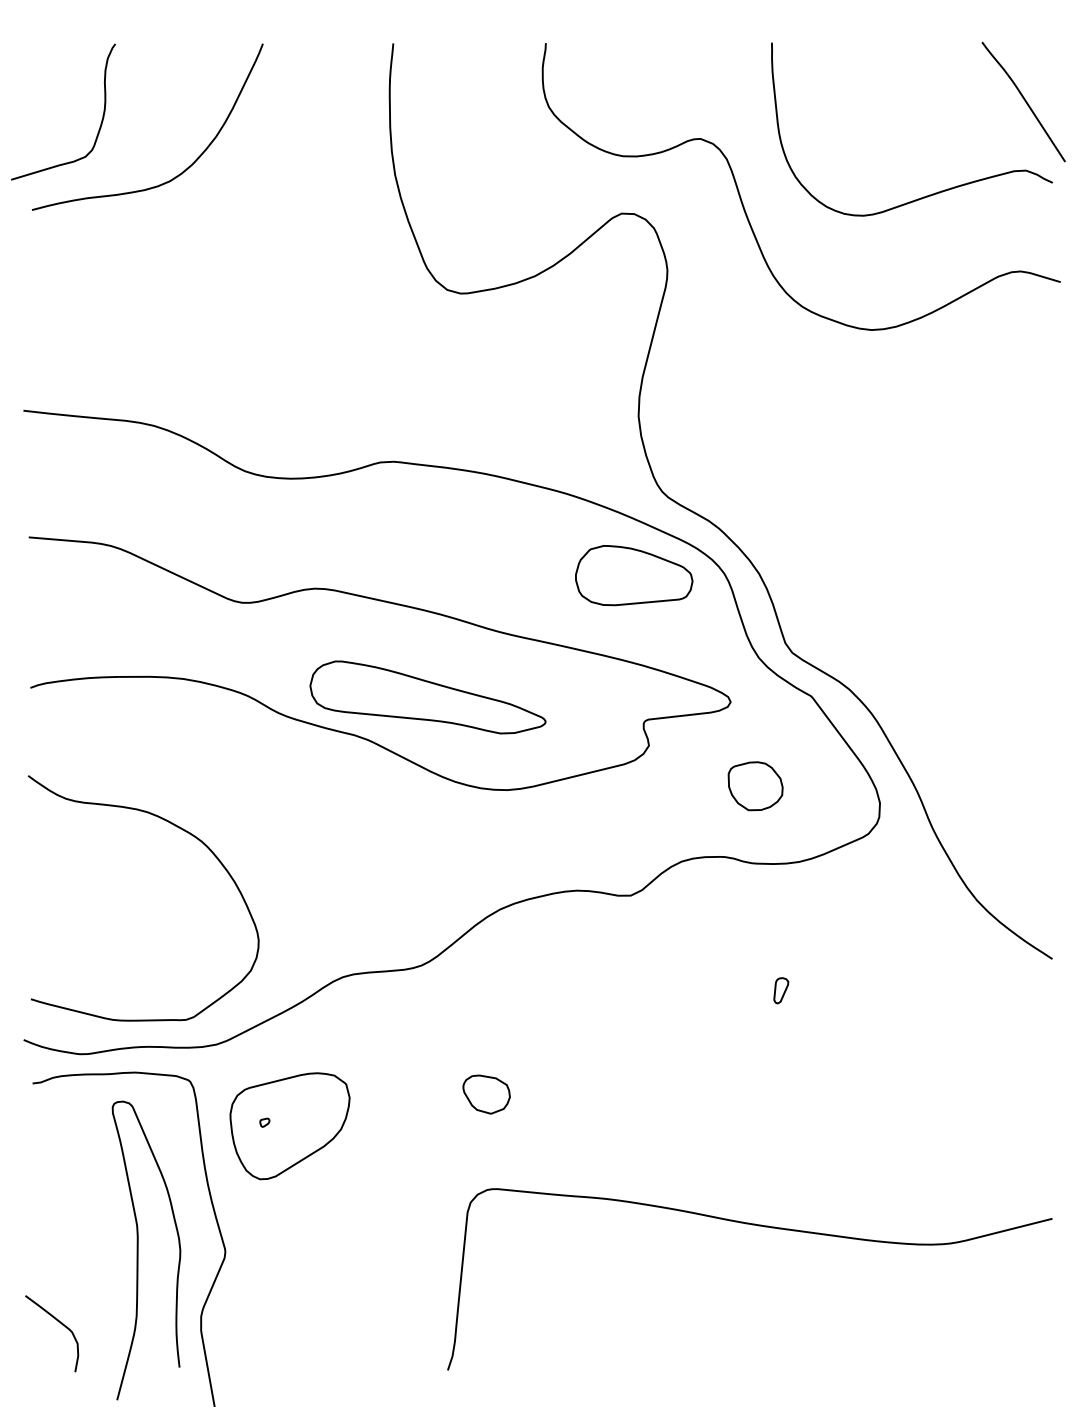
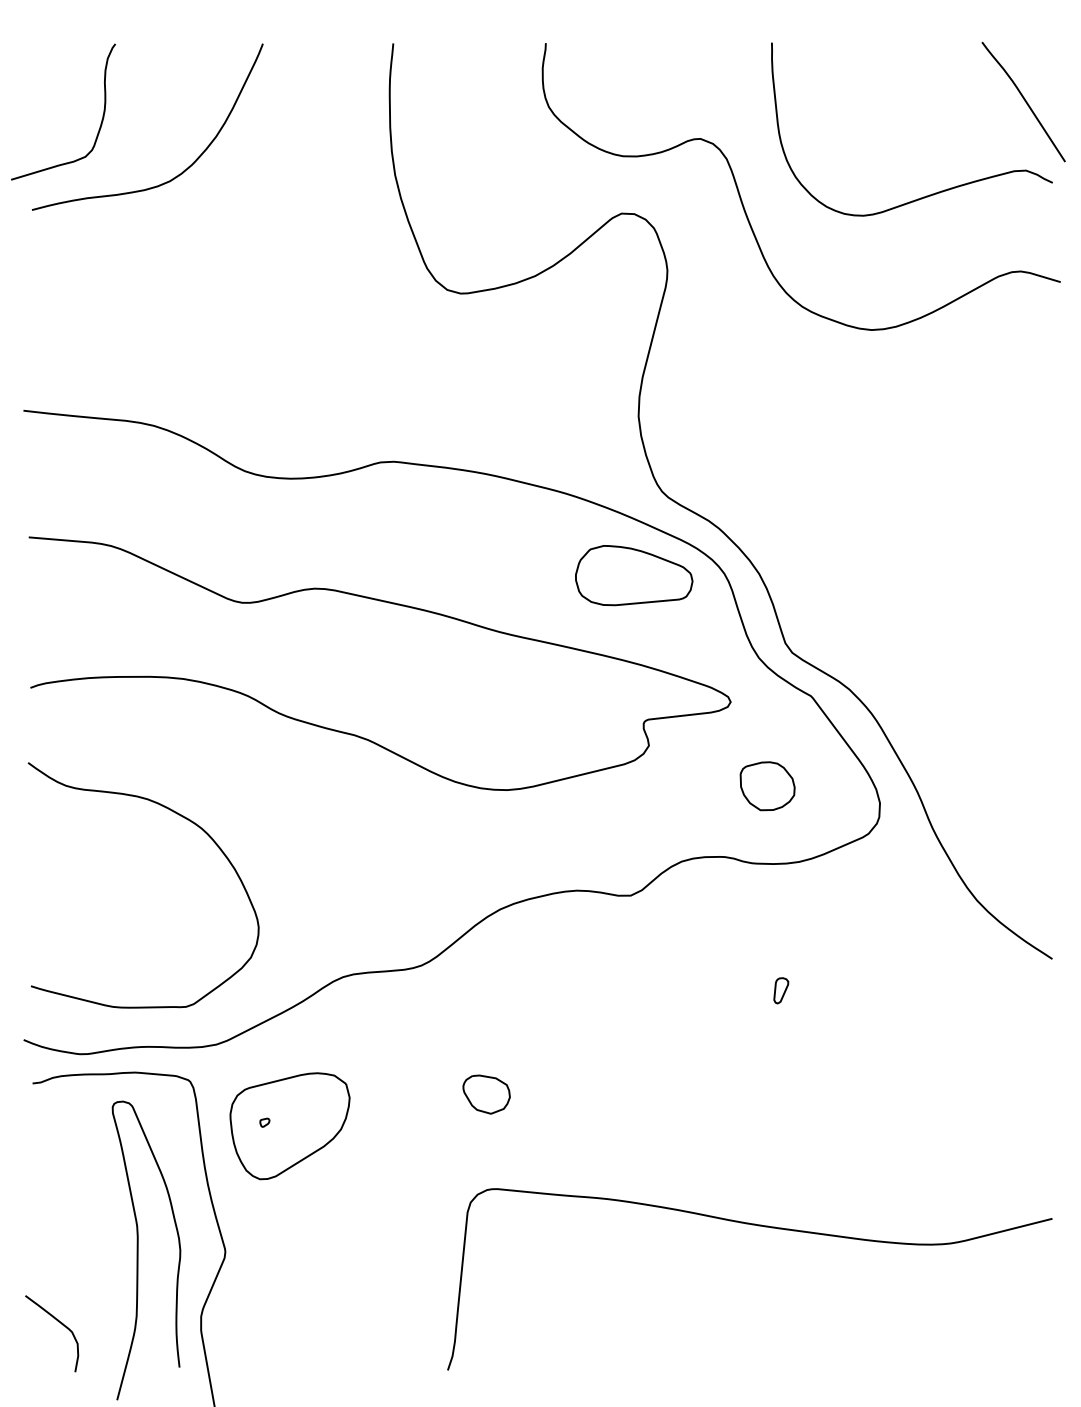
part: present -> none (427, 697)
part position: (755, 786) -> (767, 786) (767, 786)
curve position: (178, 828) -> (178, 815) (178, 815)
